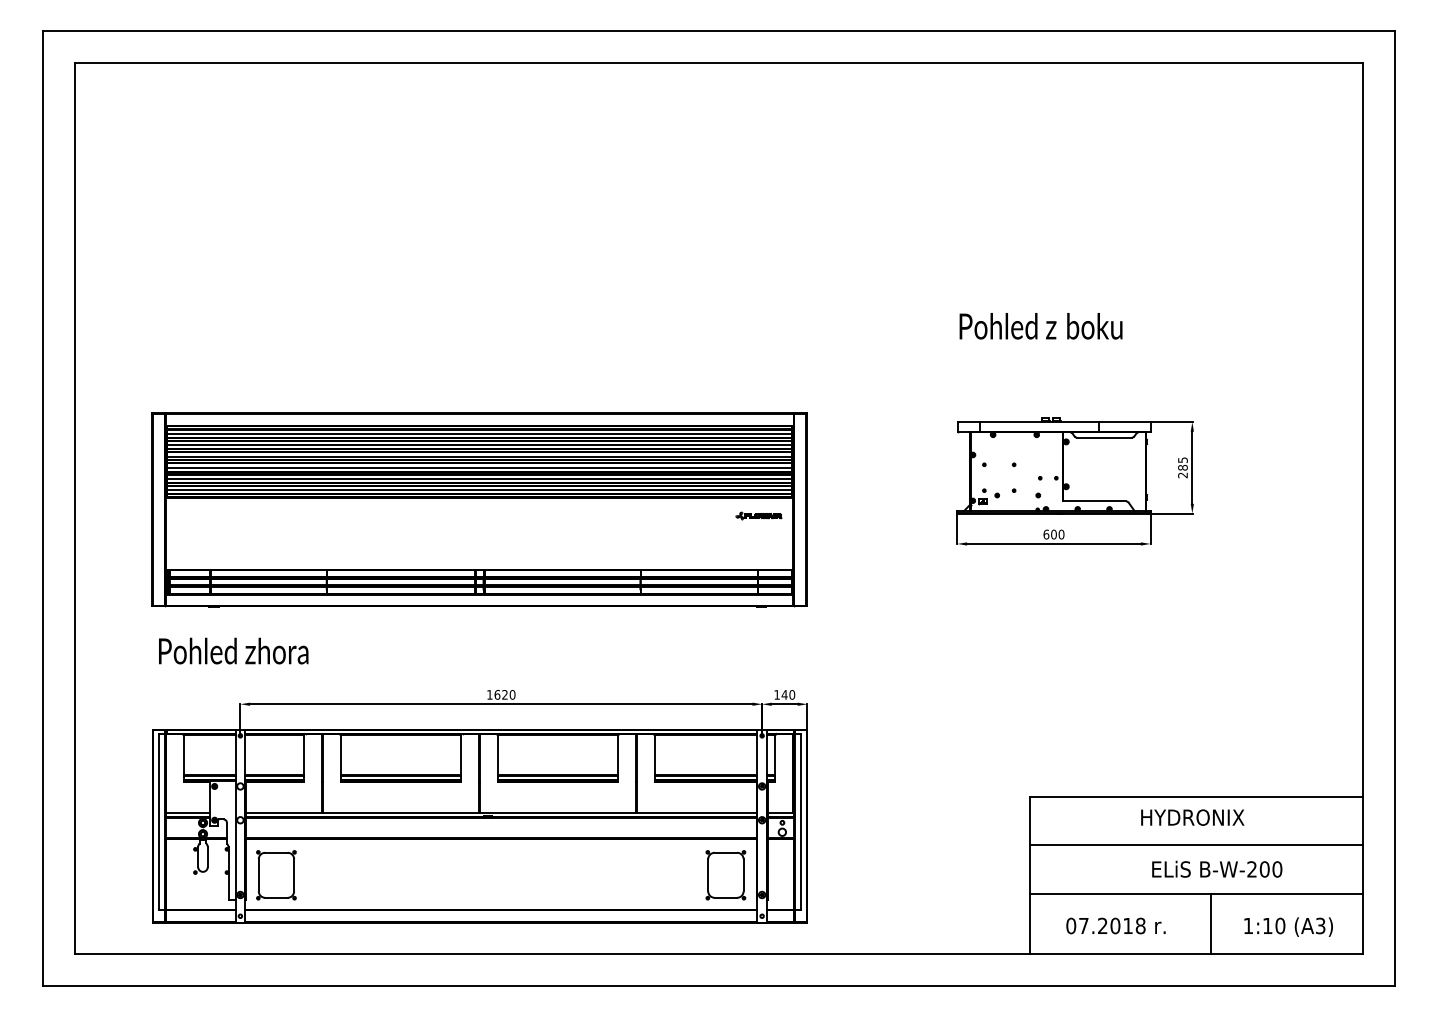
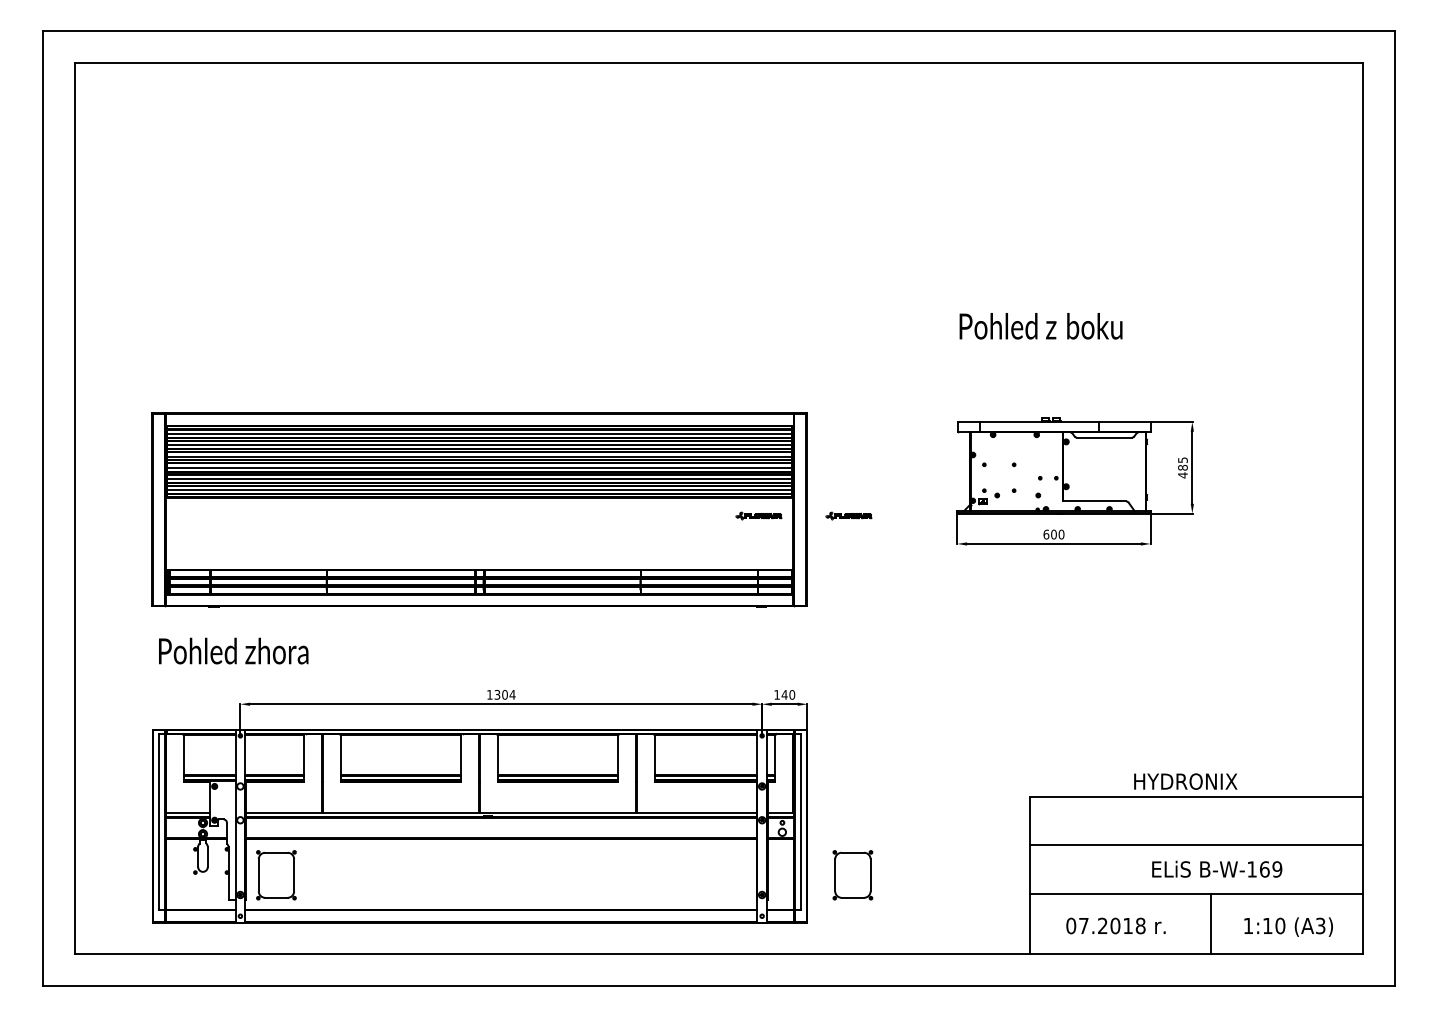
text: 285 -> 485 (1182, 475)
part: none -> present (848, 515)
text: 1620 -> 1304 (504, 694)
text position: (1192, 817) -> (1185, 781) (1185, 781)
text: B-W-200 -> B-W-169 (1264, 869)
part position: (725, 875) -> (852, 875) (852, 875)
